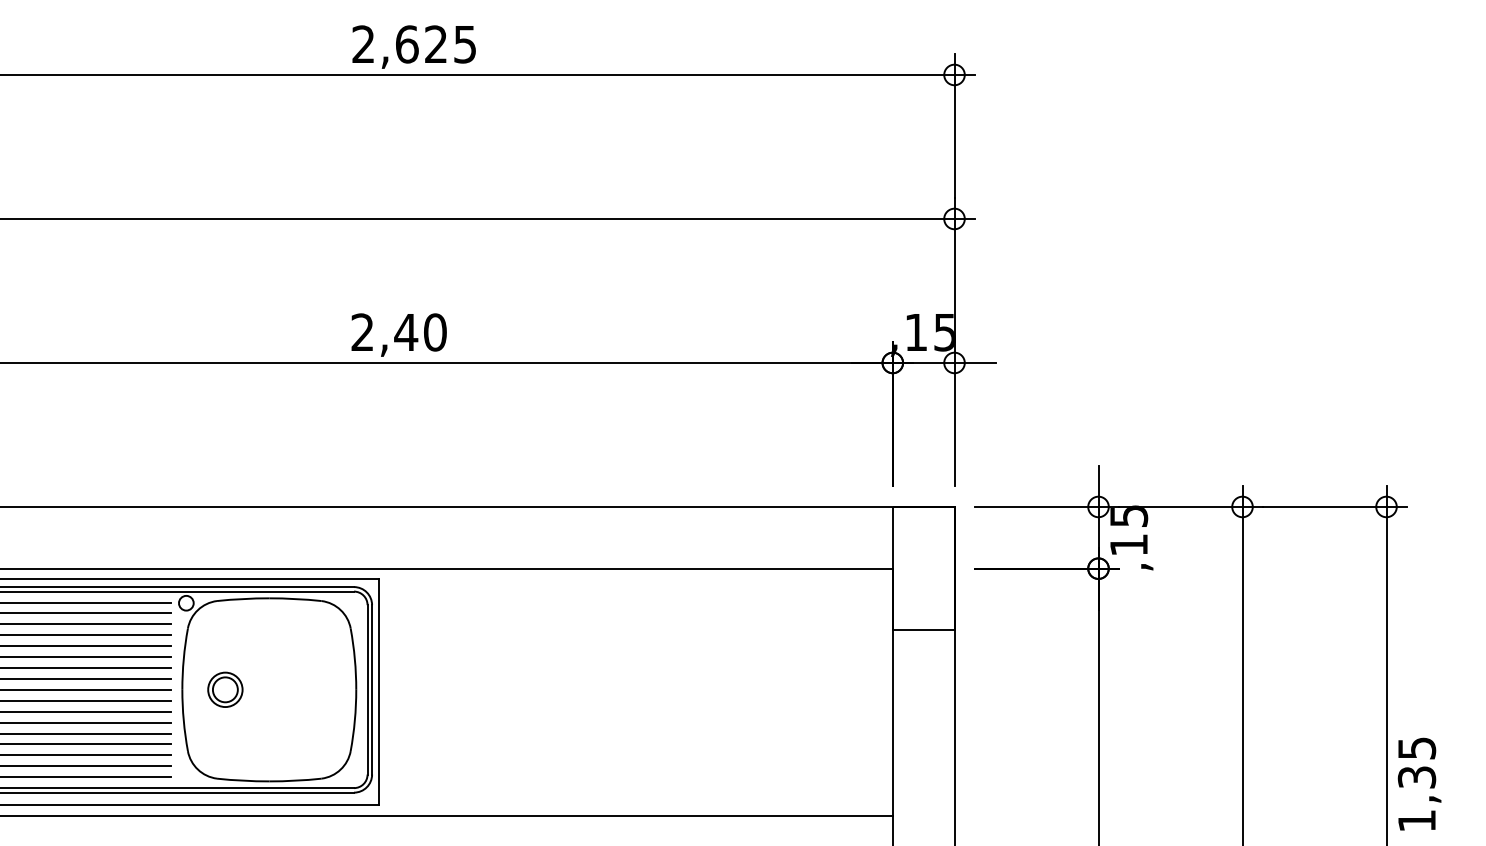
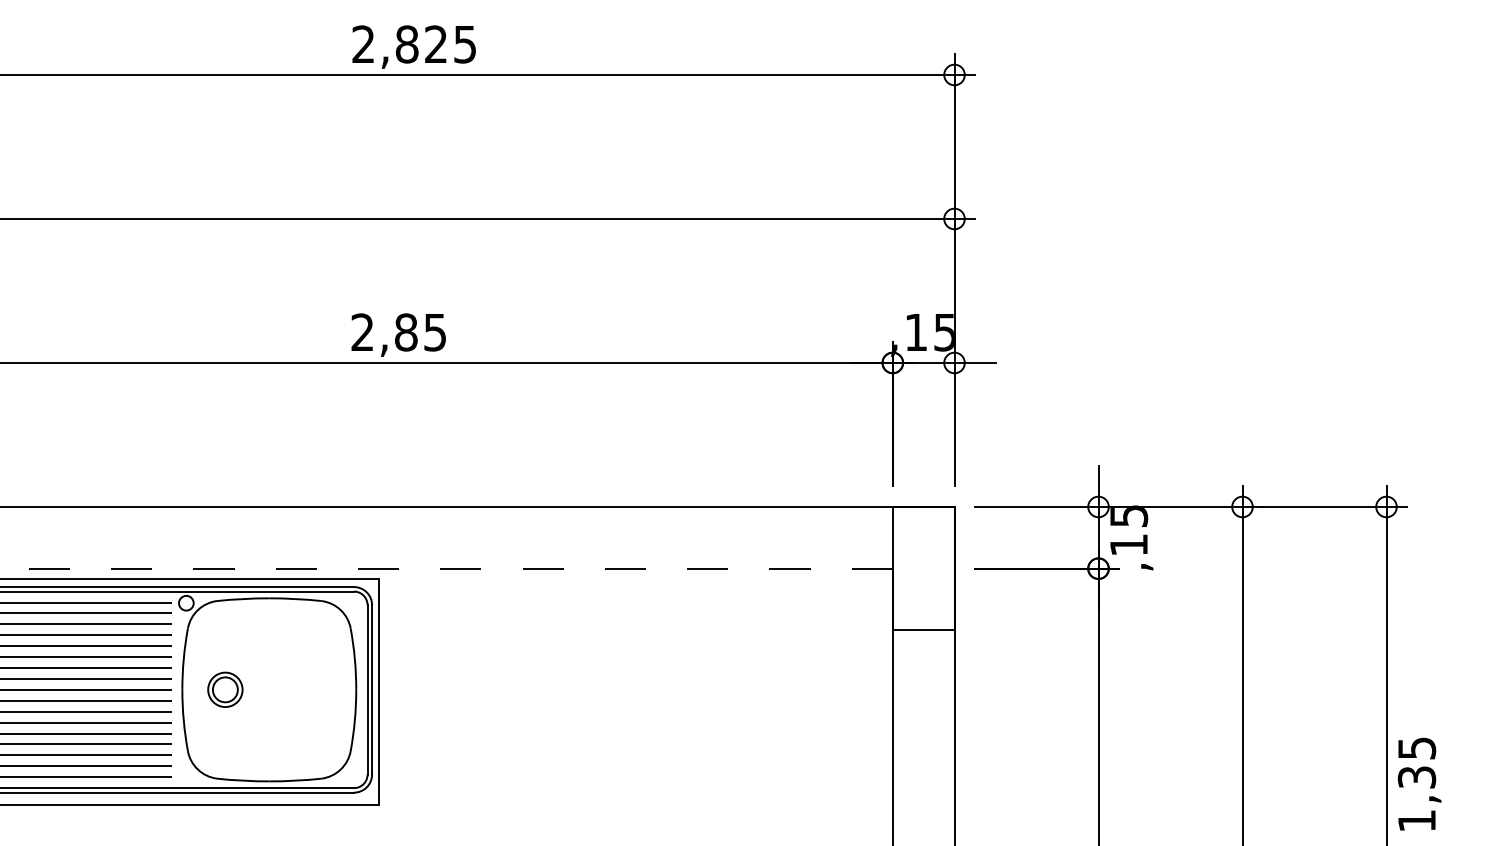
text: 2,625 -> 2,825 (406, 44)
text: 2,40 -> 2,85 (420, 332)
line: solid -> dashed (446, 568)
line: present -> none (447, 815)
